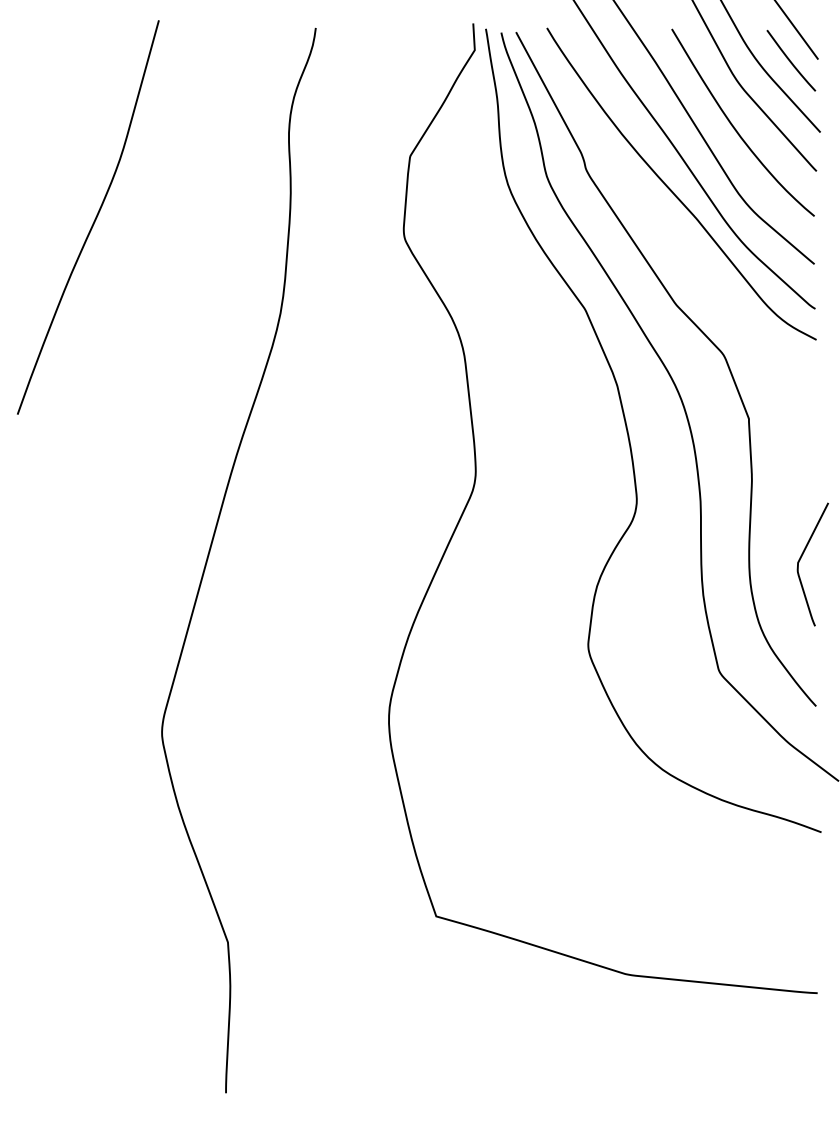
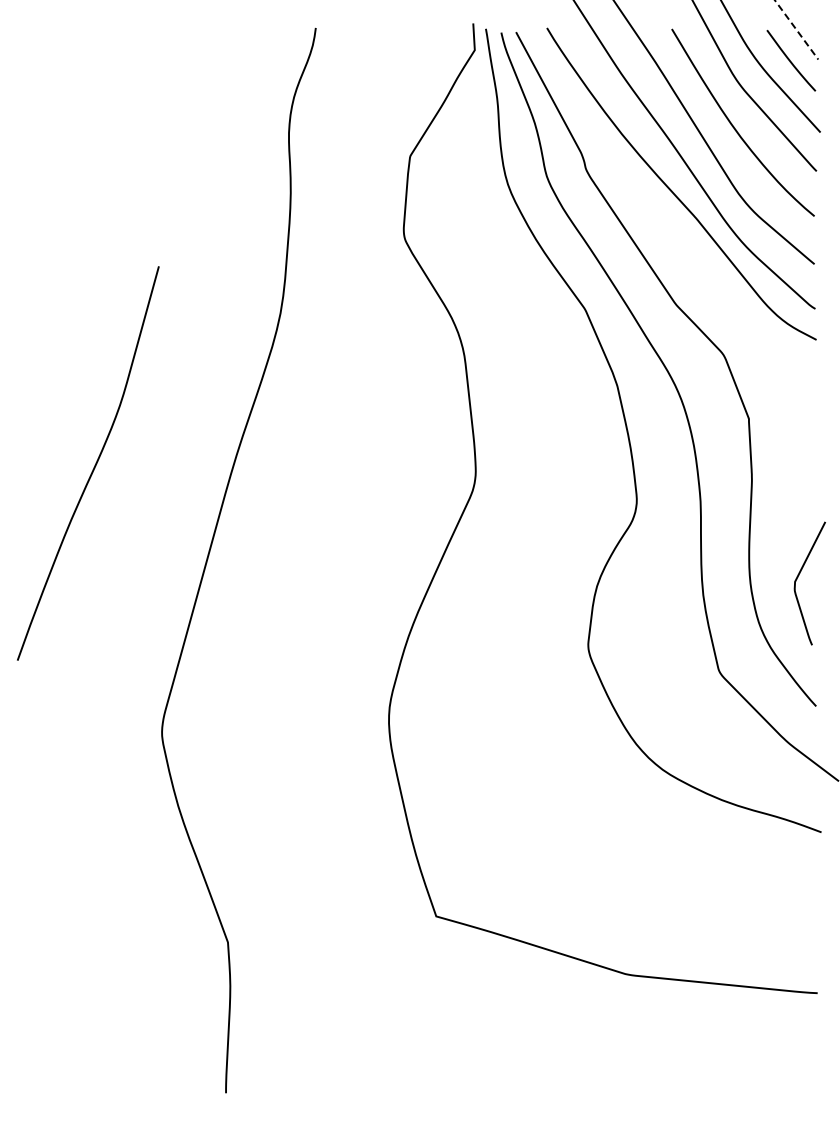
line: solid -> dashed (796, 29)
curve position: (94, 219) -> (94, 465) (94, 465)
curve position: (801, 558) -> (798, 577) (798, 577)
